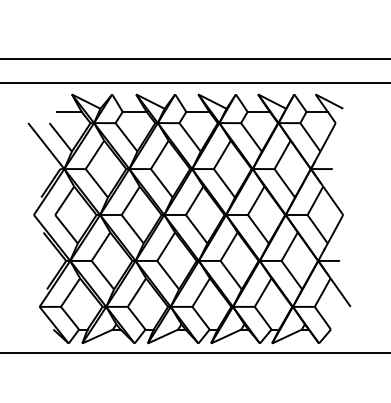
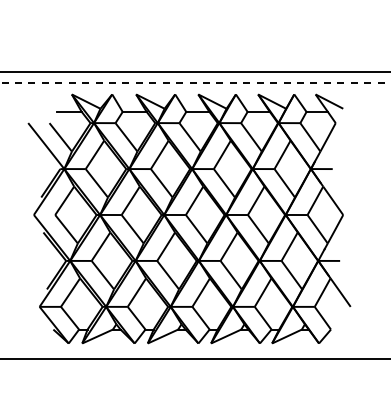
line position: (194, 59) -> (194, 72) (194, 72)
line: solid -> dashed (195, 82)
line position: (194, 352) -> (194, 358) (194, 358)
